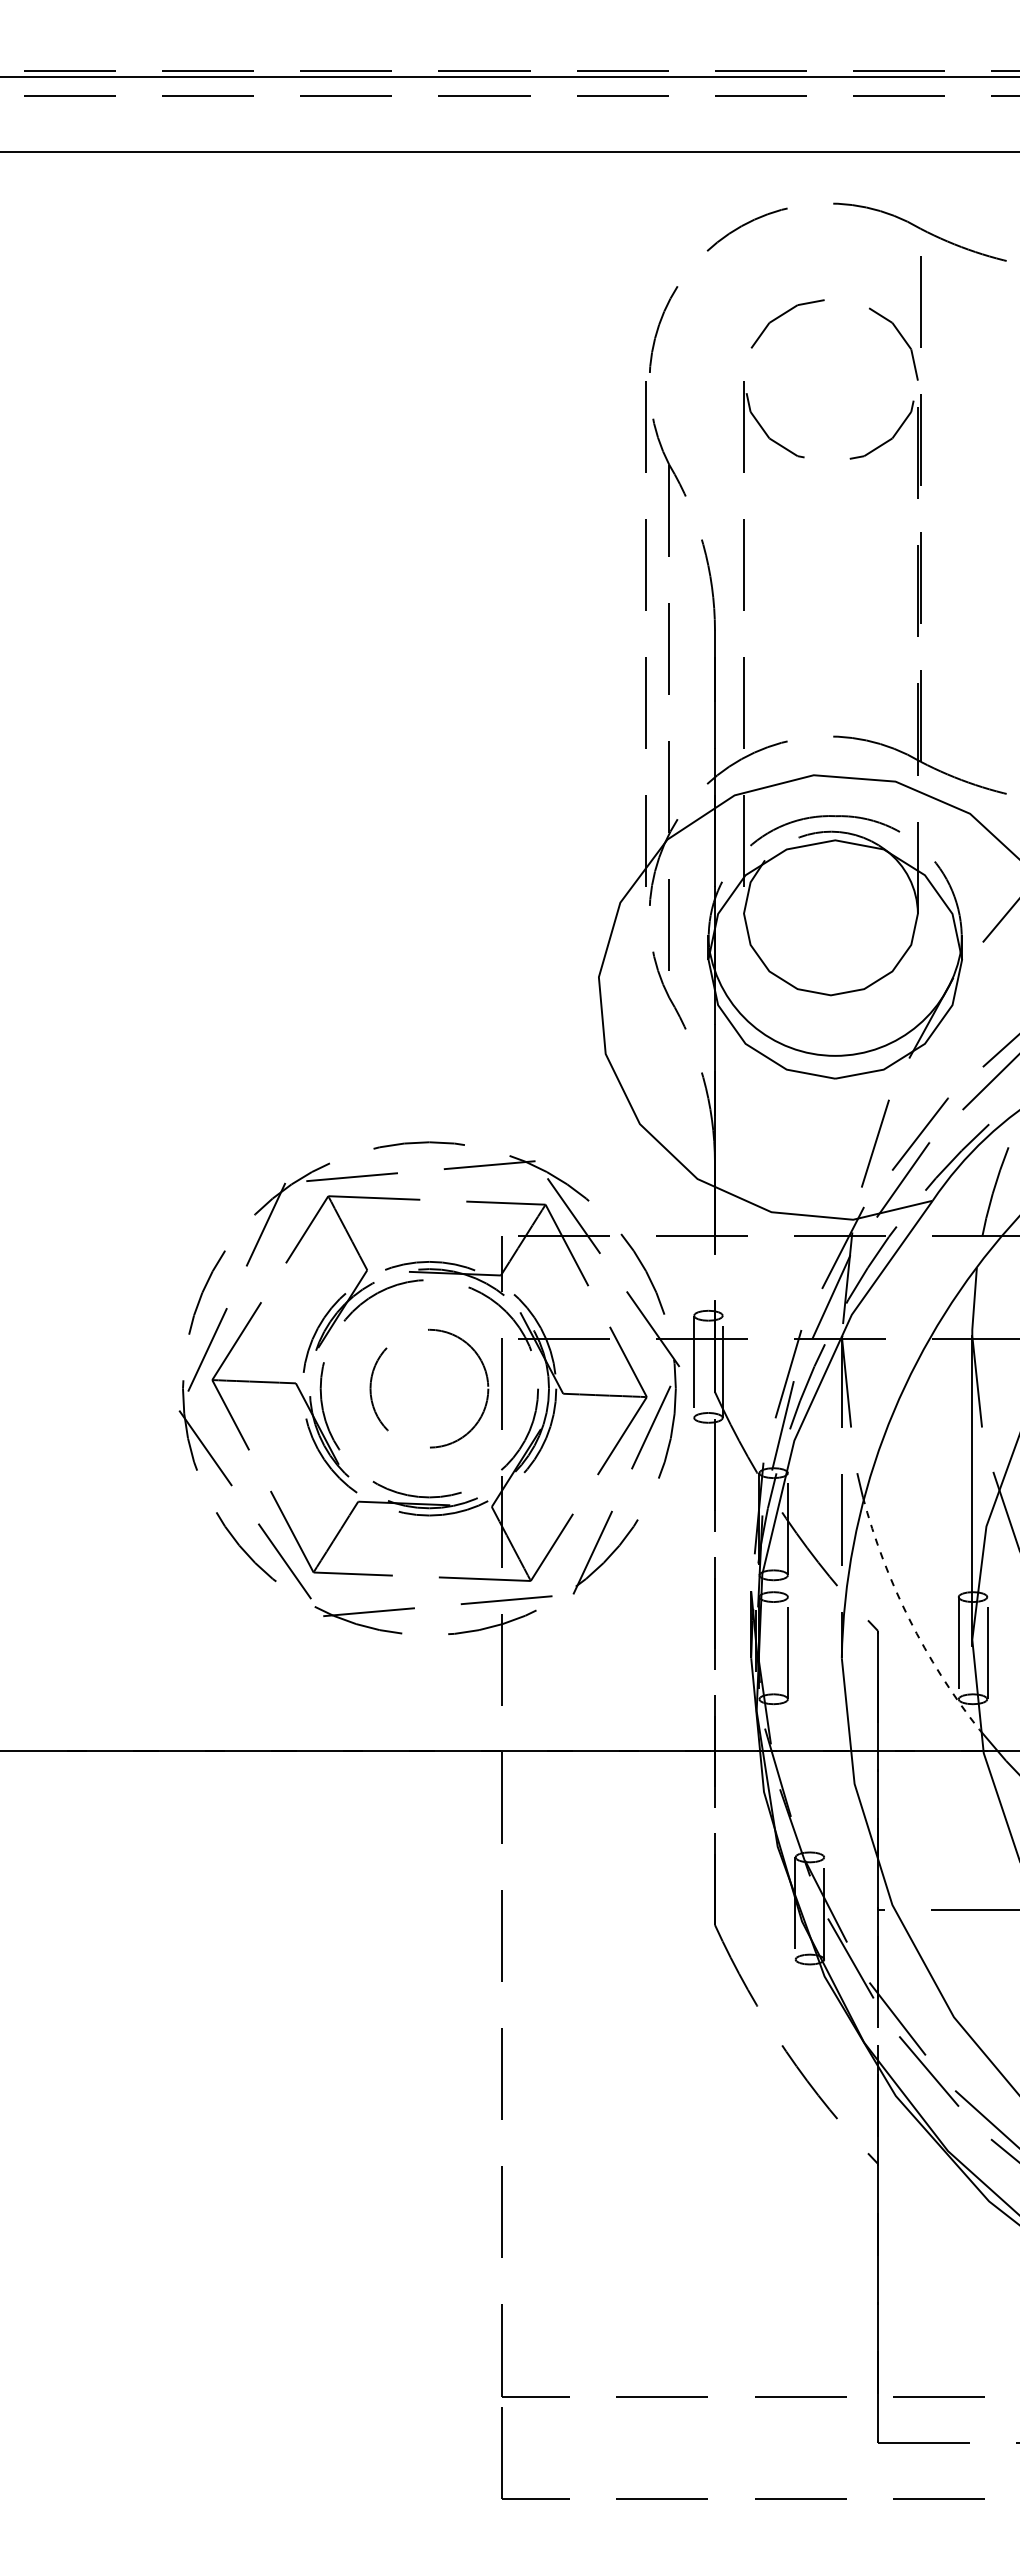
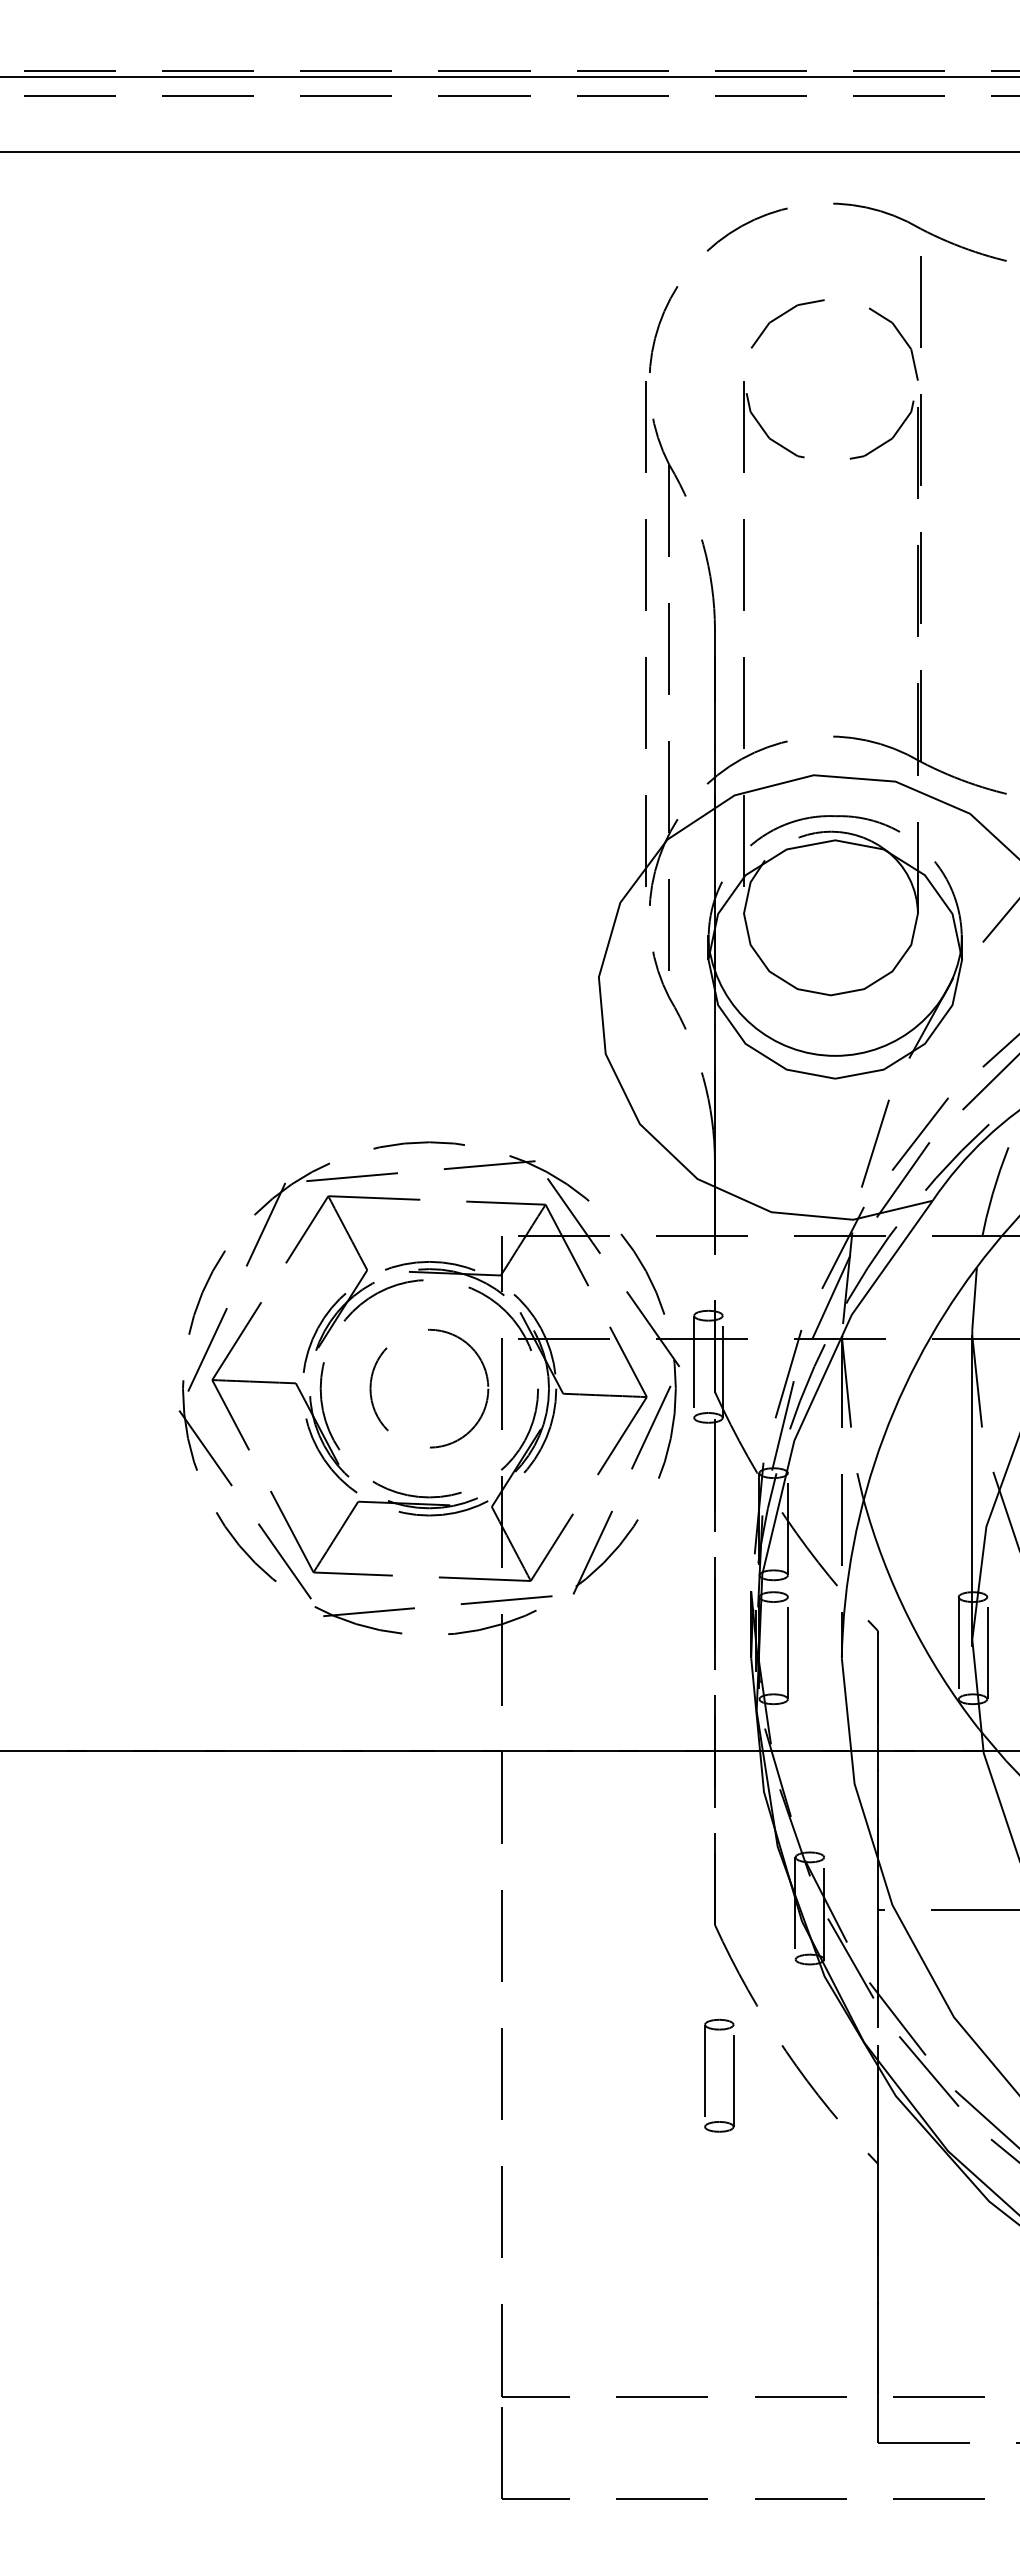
arc: dashed -> solid (909, 1619)
part: none -> present (705, 2075)
